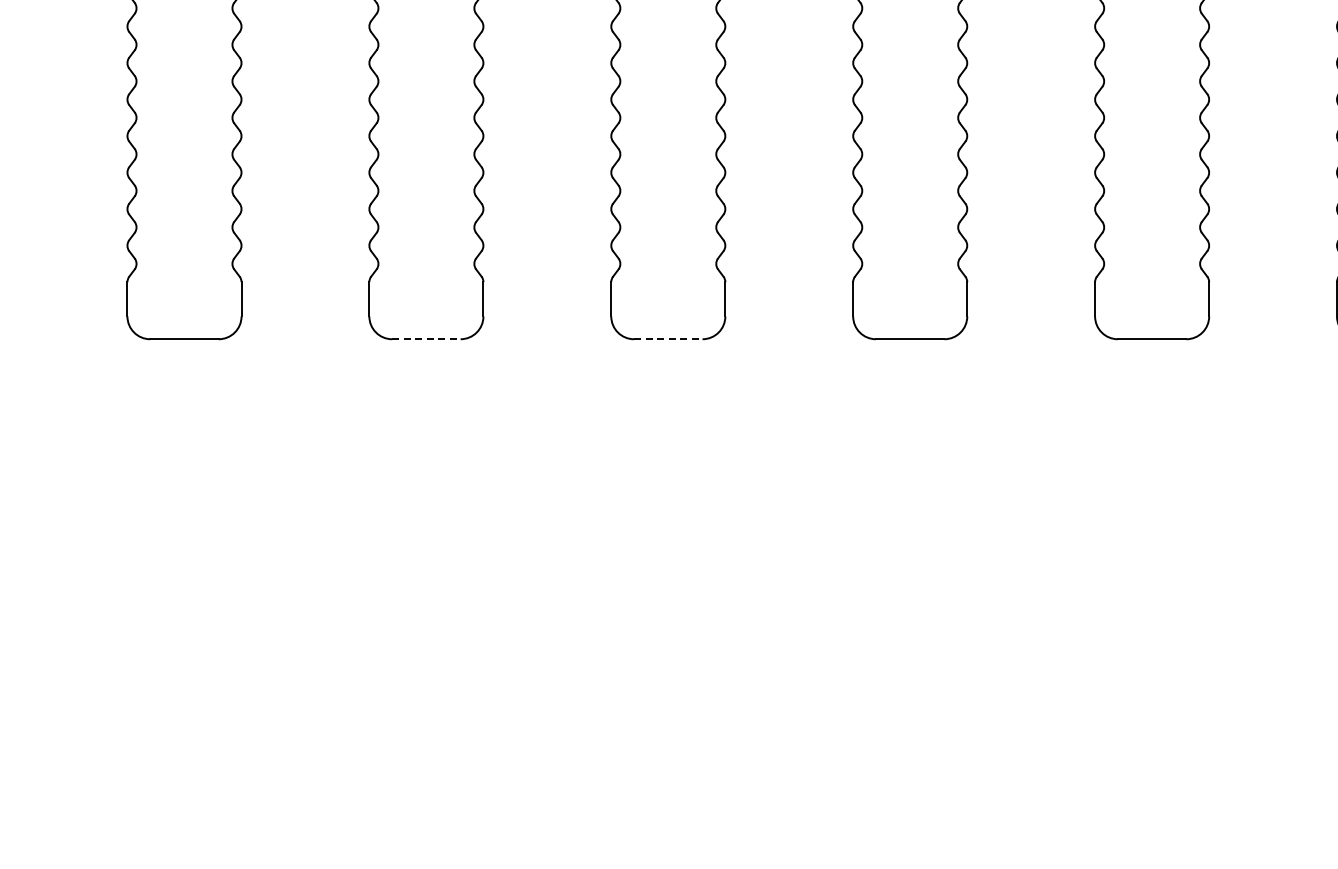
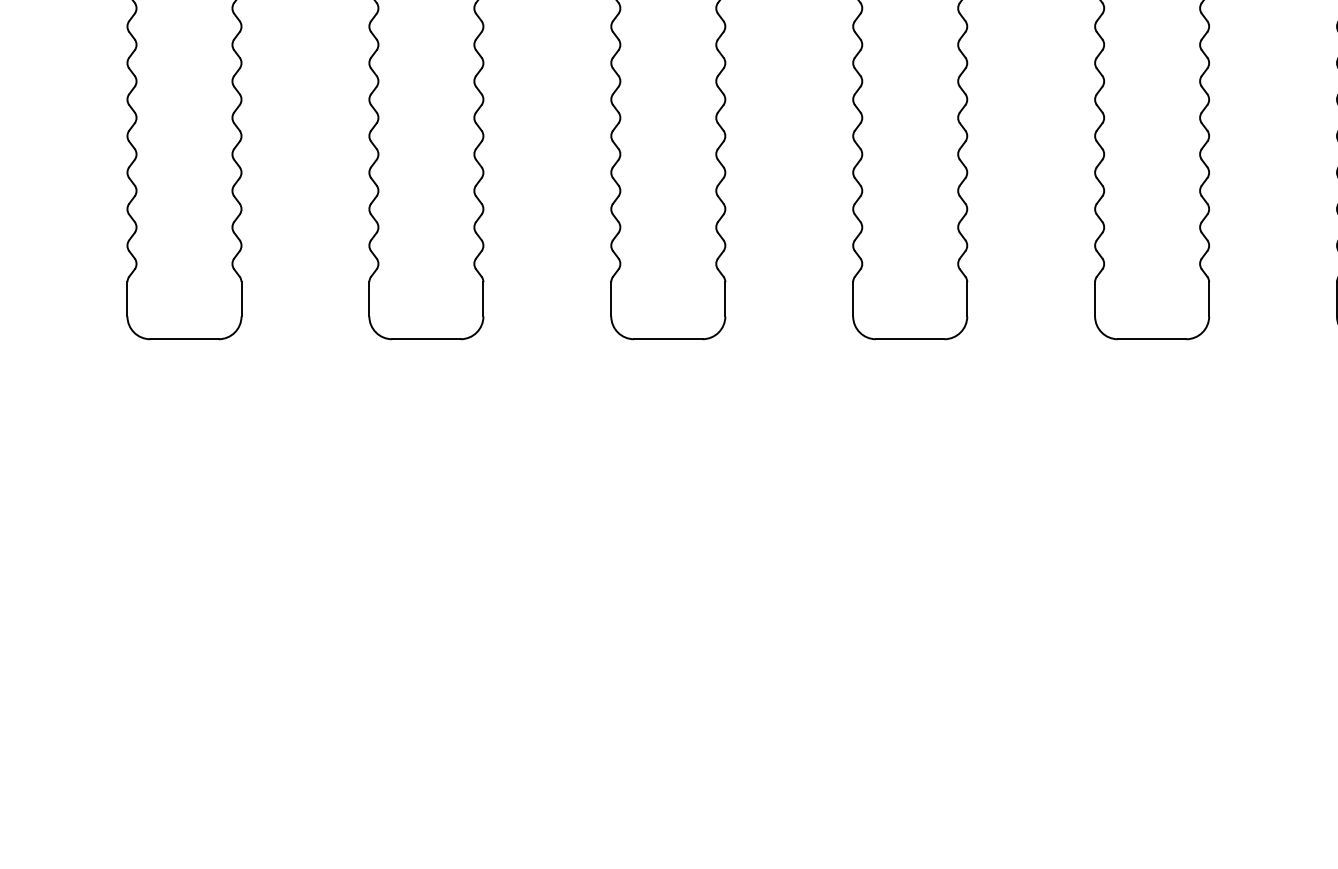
line: dashed -> solid (426, 339)
line: dashed -> solid (668, 339)
